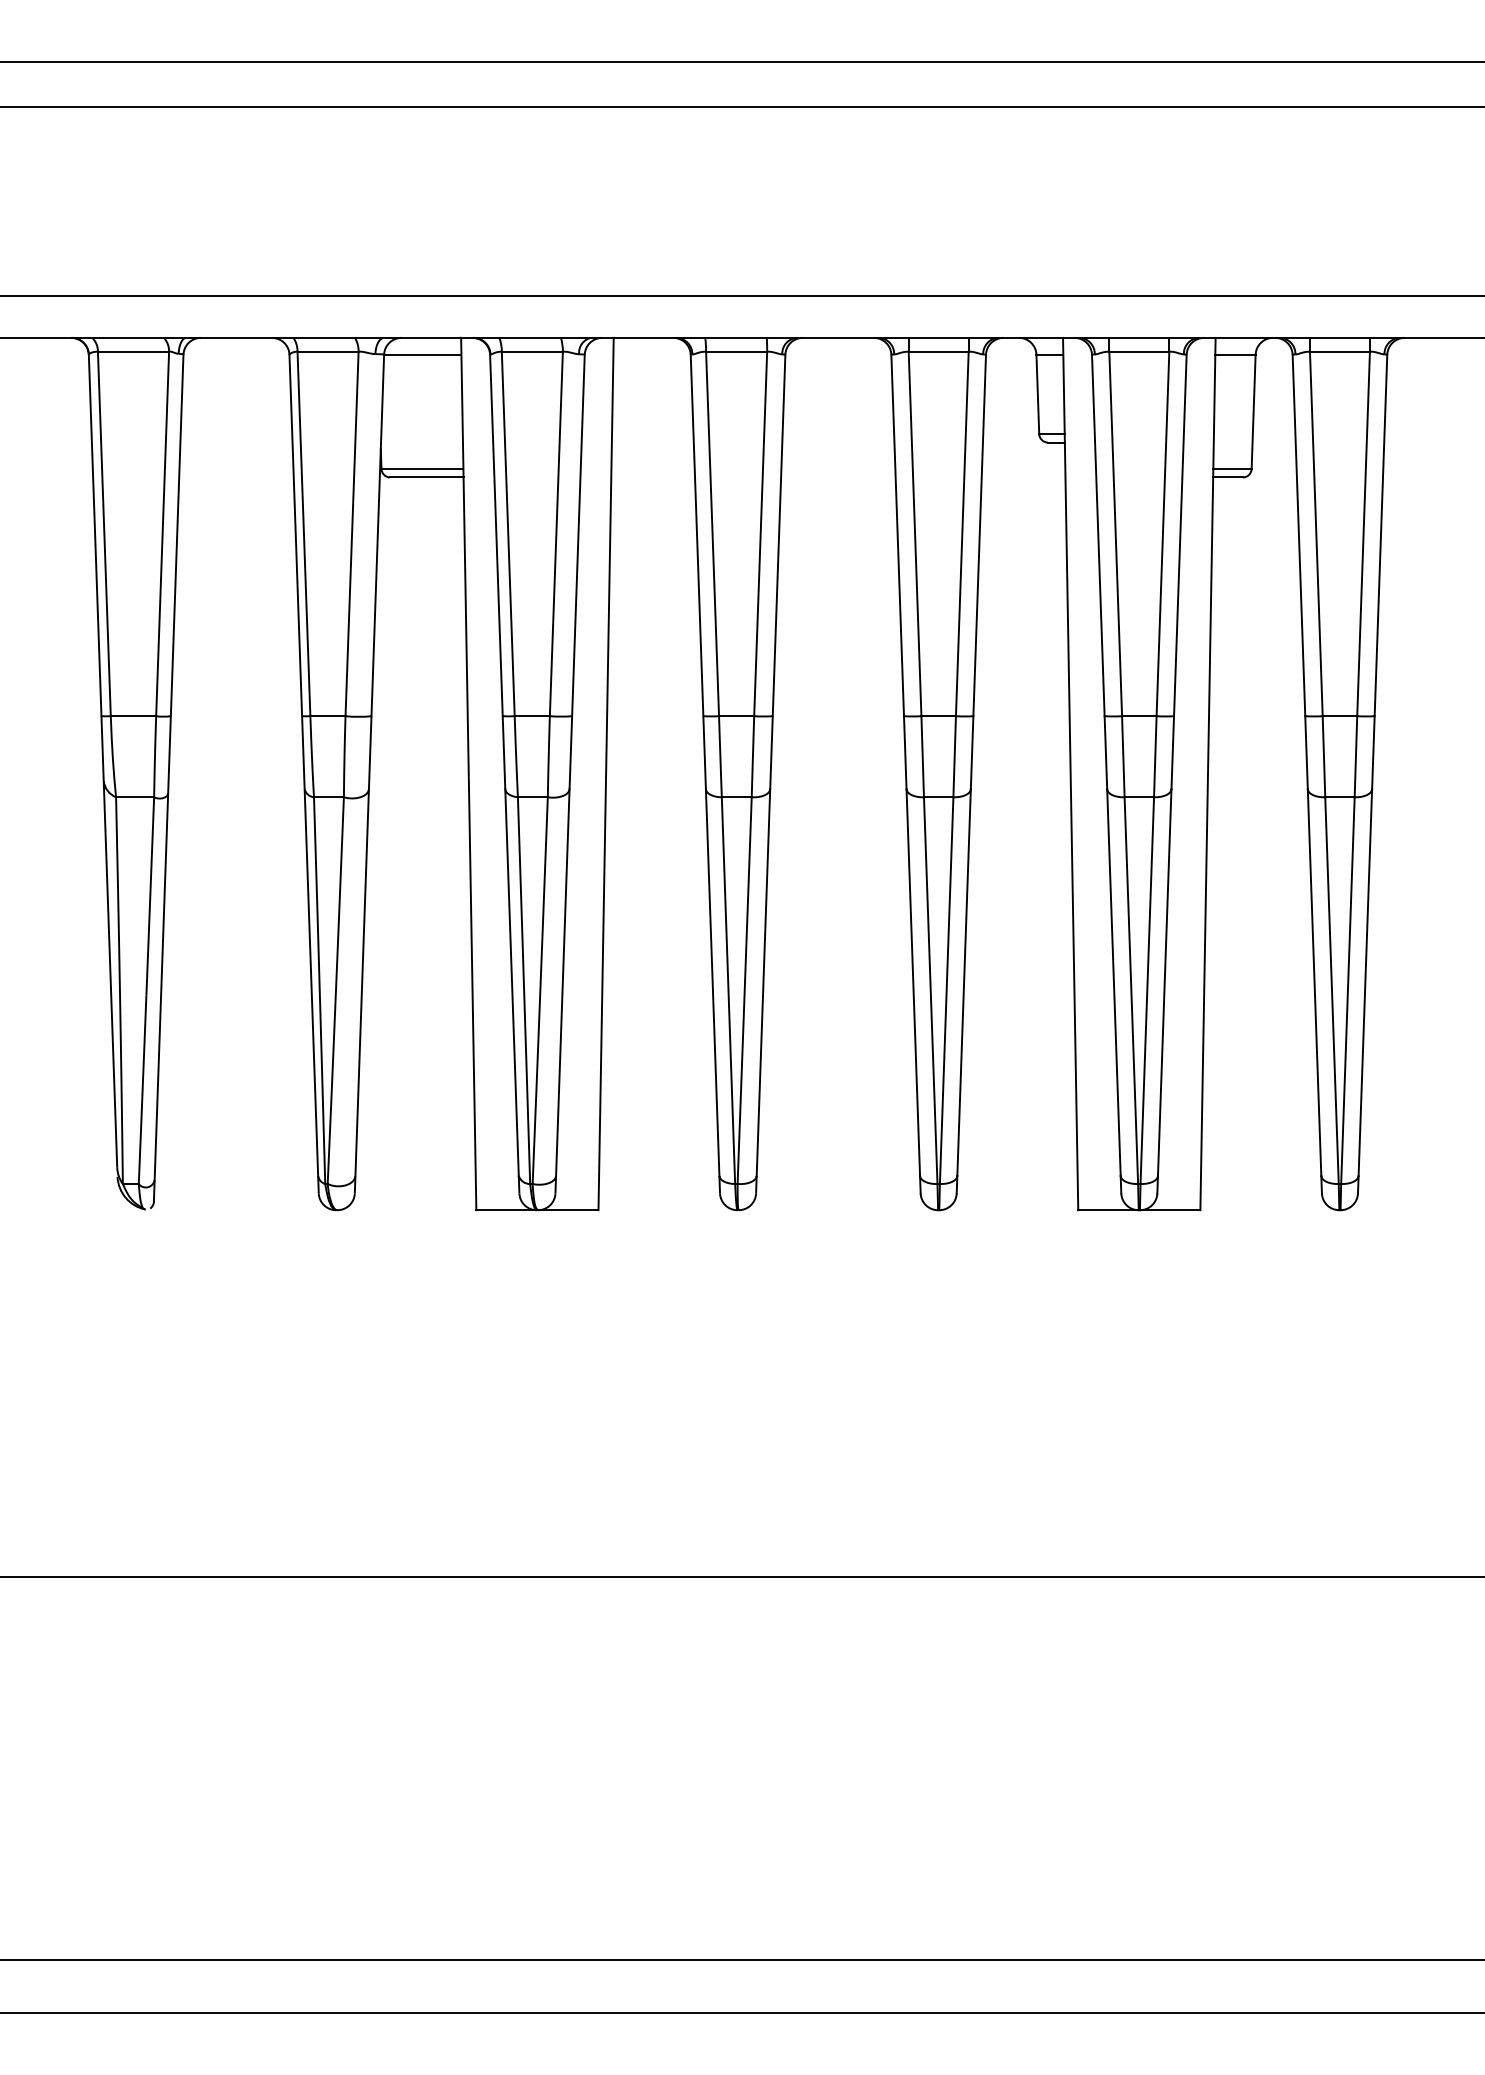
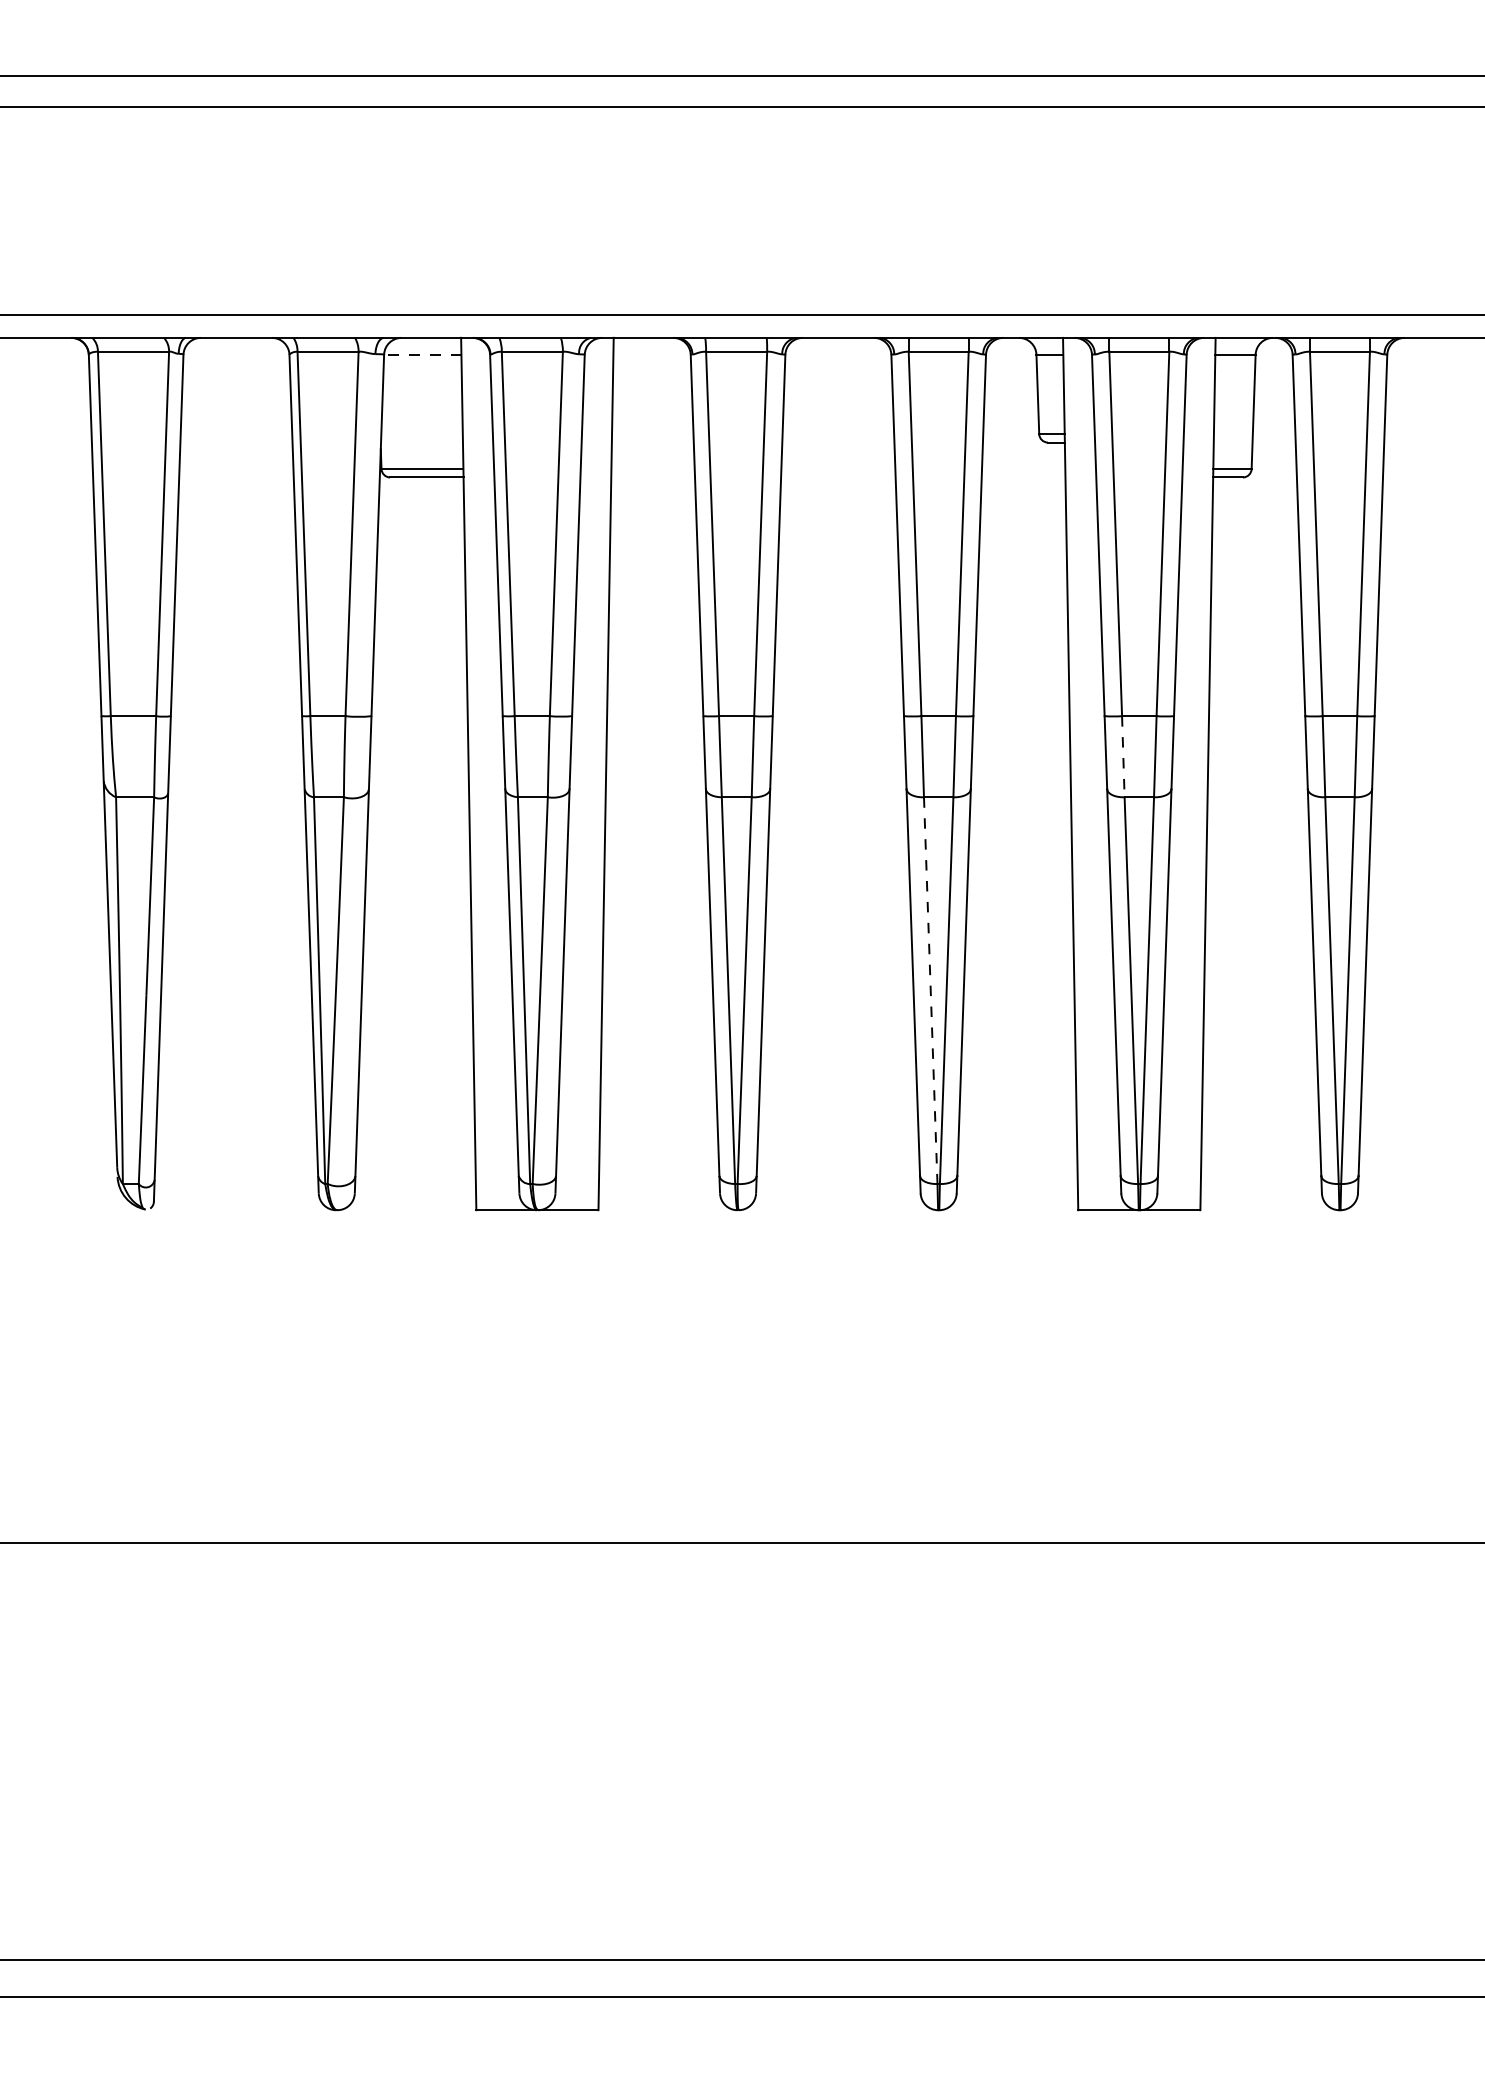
line position: (741, 62) -> (741, 76) (741, 76)
line position: (741, 295) -> (741, 314) (741, 314)
line: solid -> dashed (422, 354)
line: solid -> dashed (1123, 756)
line: solid -> dashed (930, 991)
line position: (741, 1576) -> (741, 1542) (741, 1542)
line position: (741, 2012) -> (741, 1996) (741, 1996)
